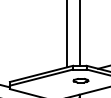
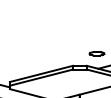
line: present -> none (79, 33)
line: present -> none (66, 34)
part position: (80, 80) -> (96, 53) (96, 53)
